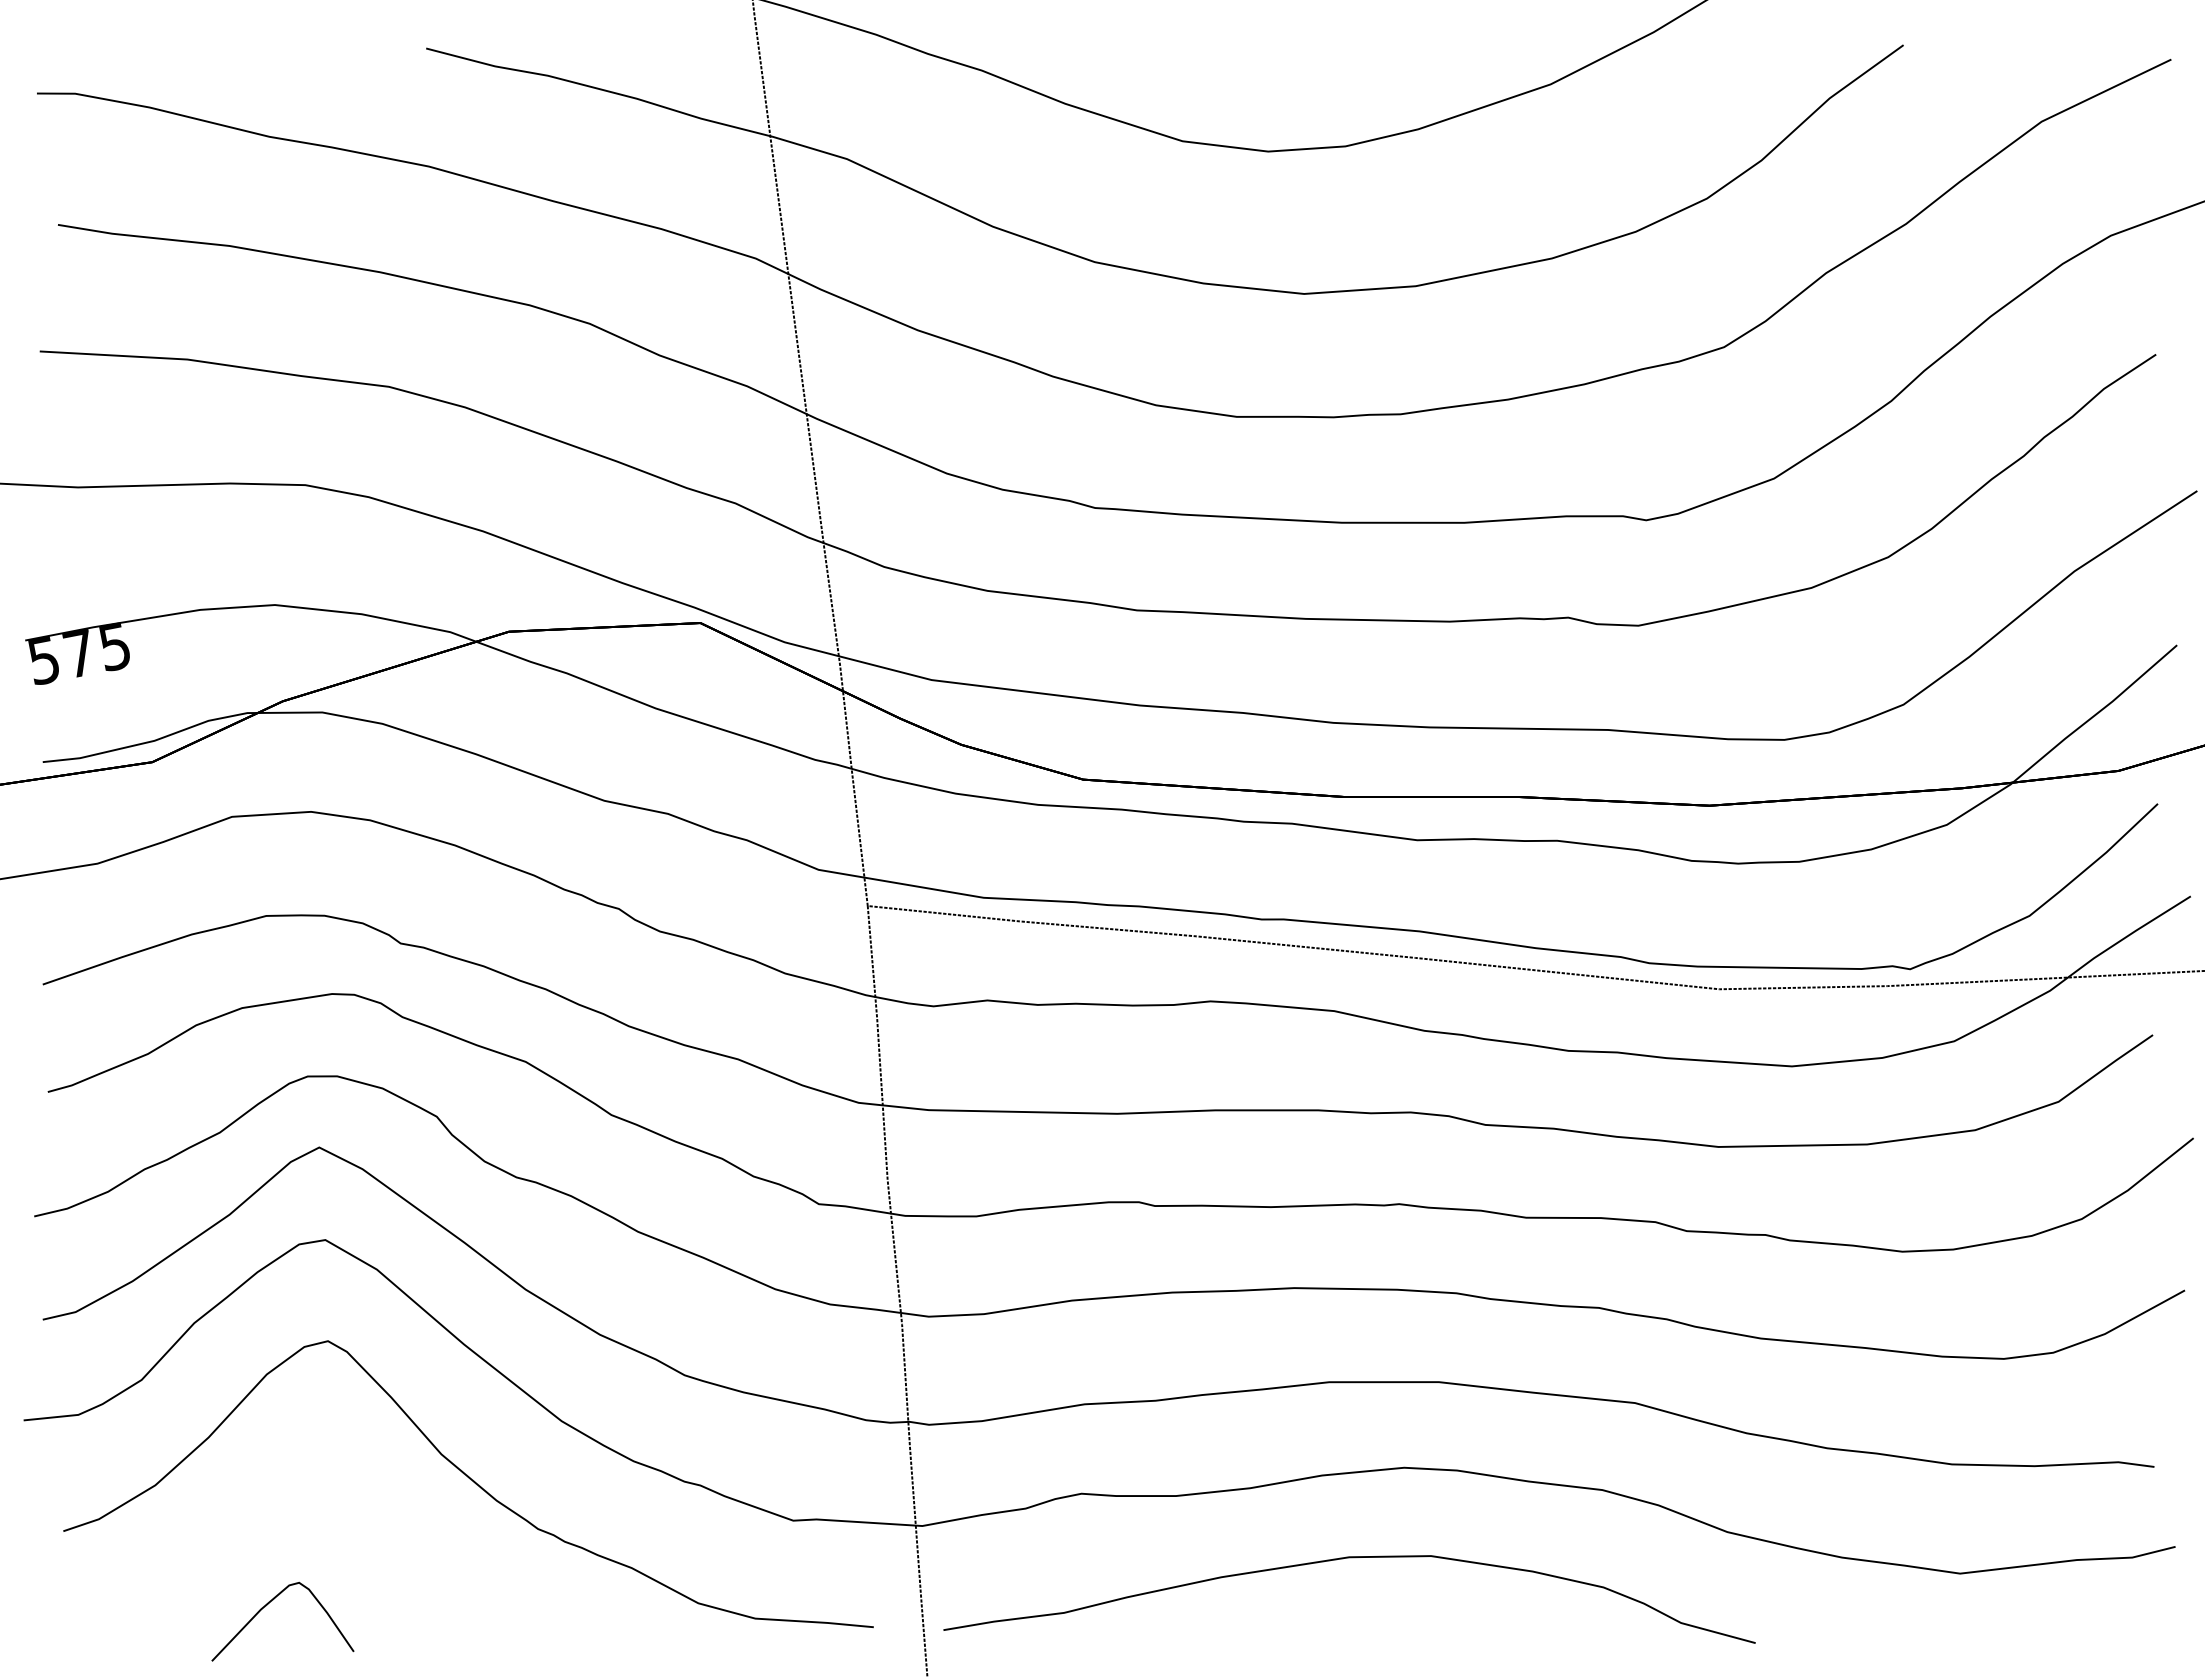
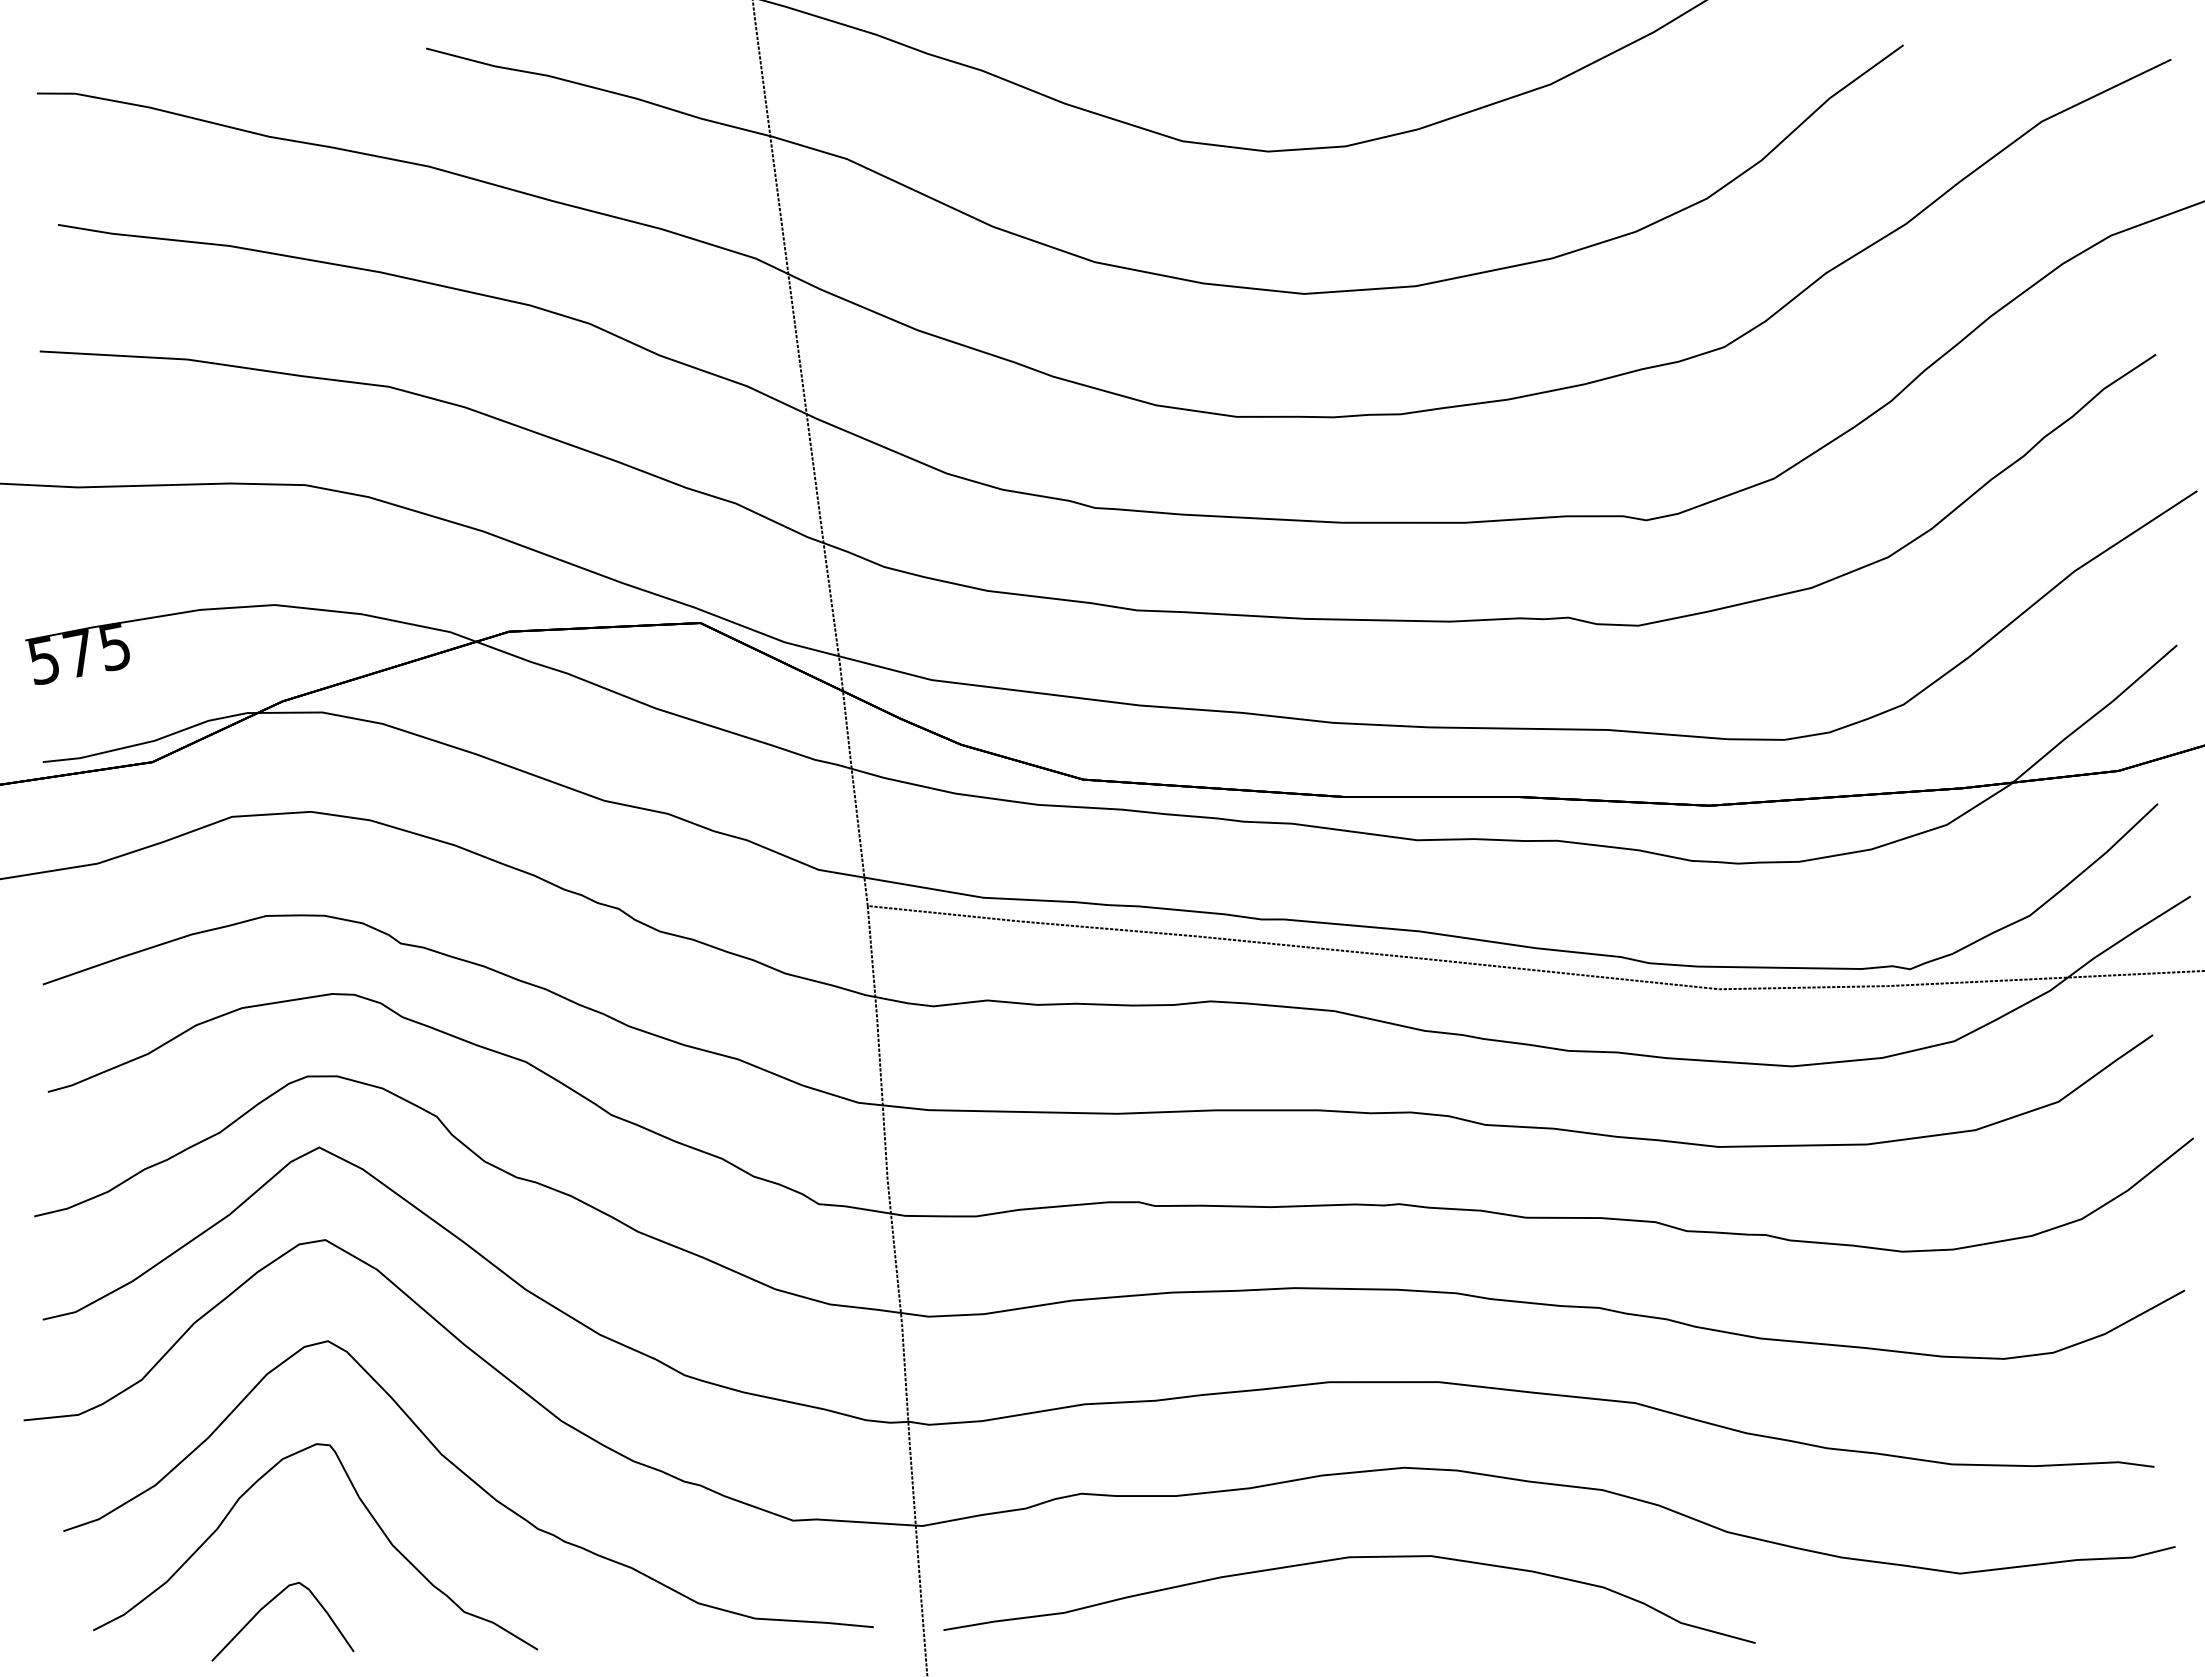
part: none -> present (367, 1511)
